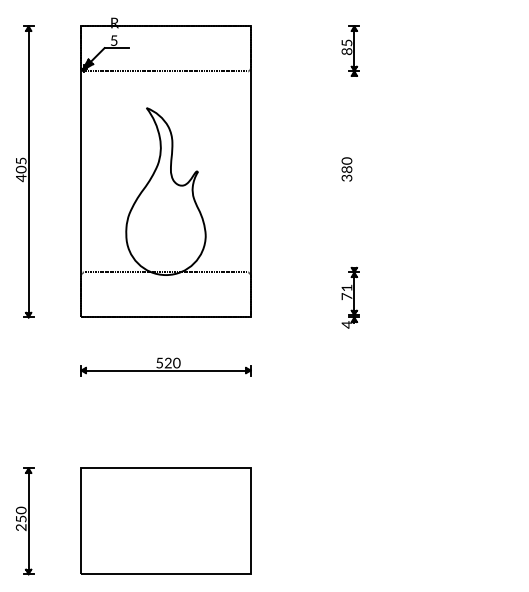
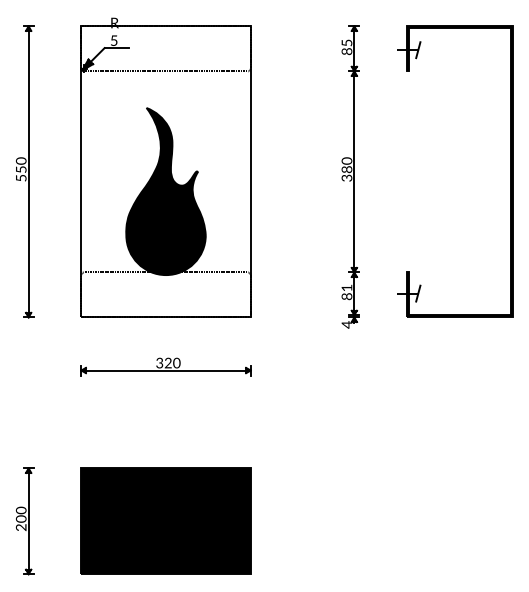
text: 405 -> 550 (21, 169)
line: none -> present (354, 171)
part: none -> present (510, 171)
fill: none -> present (165, 191)
text: 71 -> 81 (346, 296)
text: 520 -> 320 (159, 362)
text: 250 -> 200 (21, 518)
fill: none -> present (165, 521)
